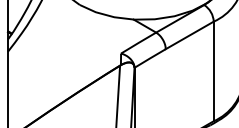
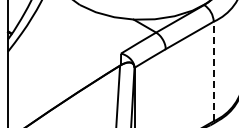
line: solid -> dashed (213, 71)
